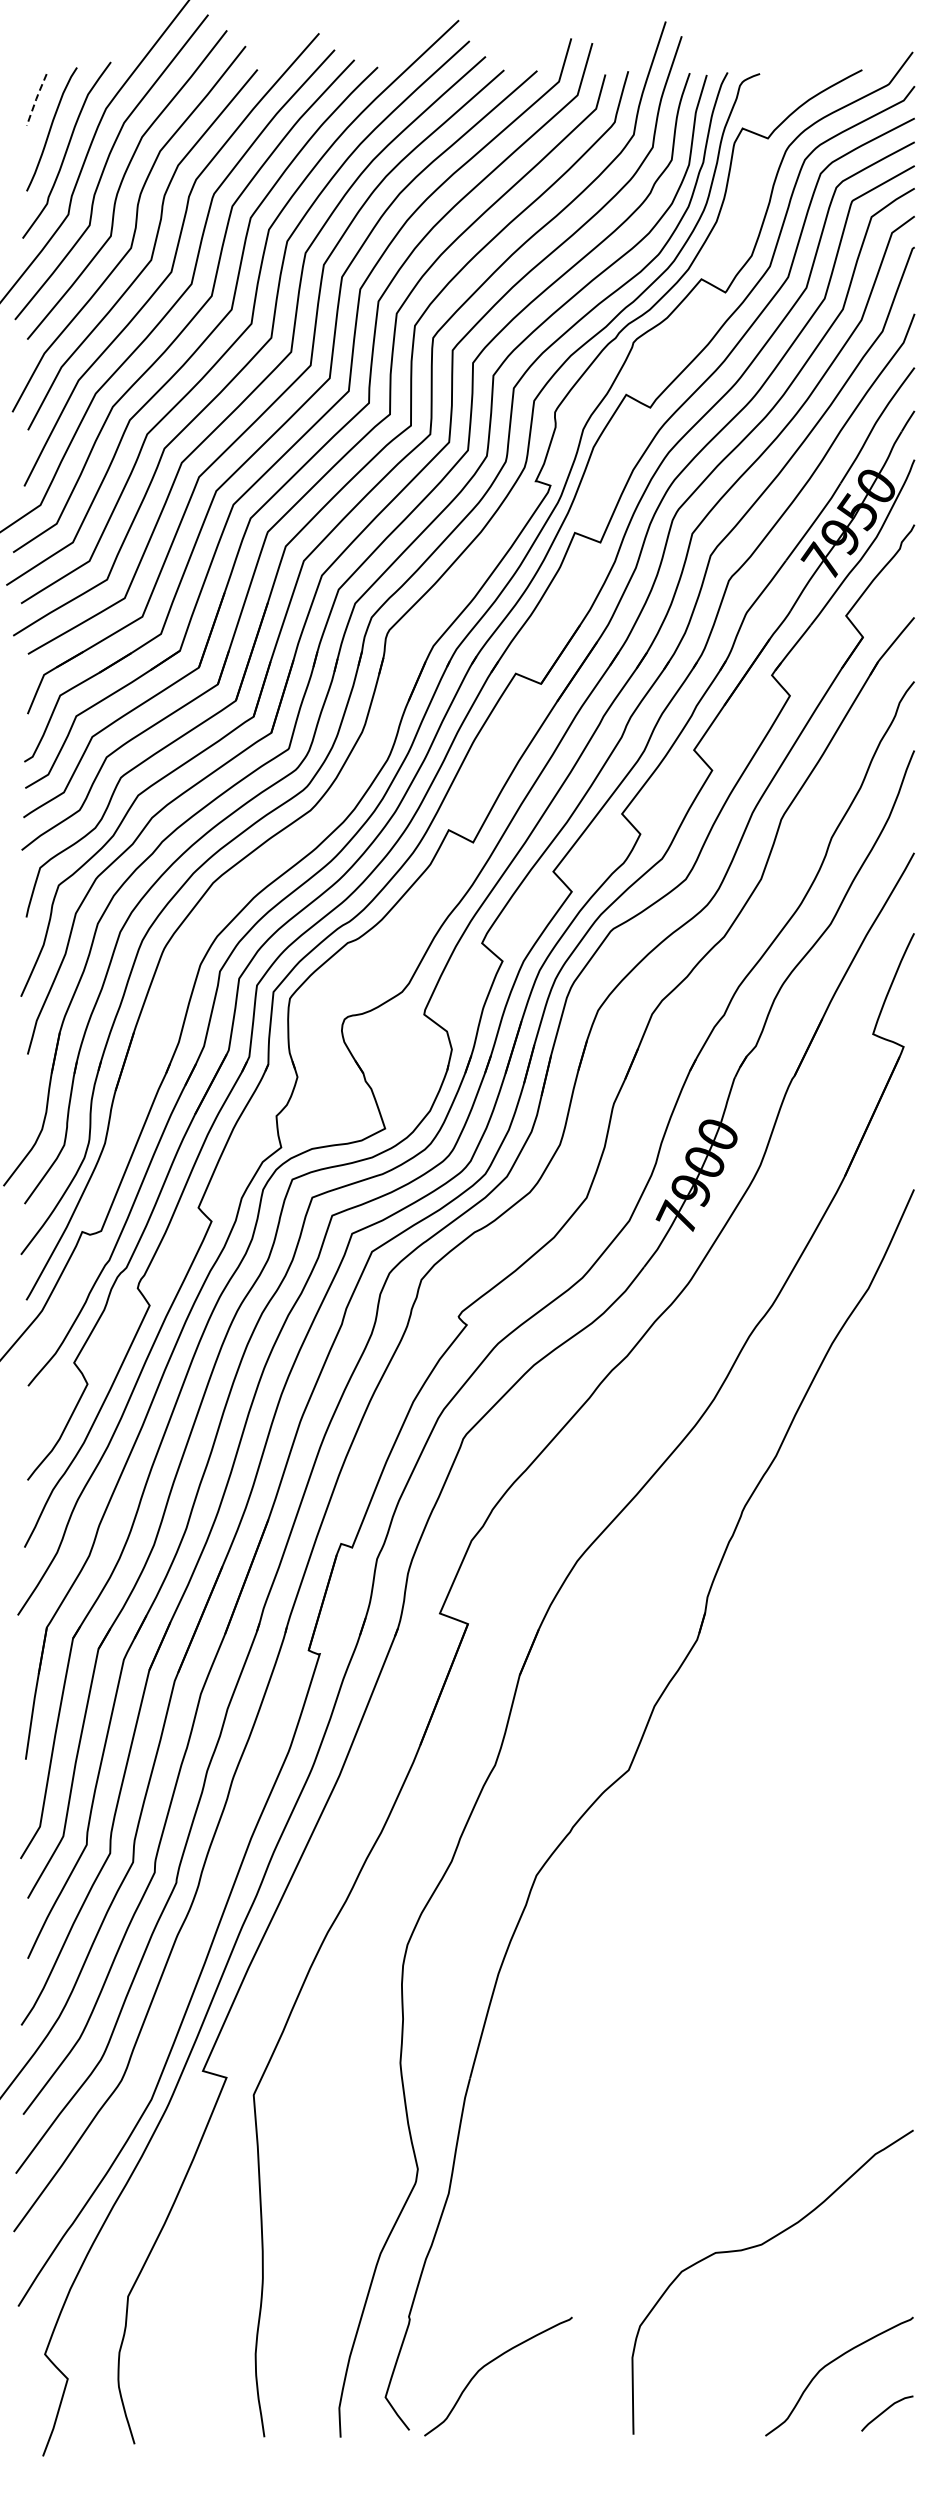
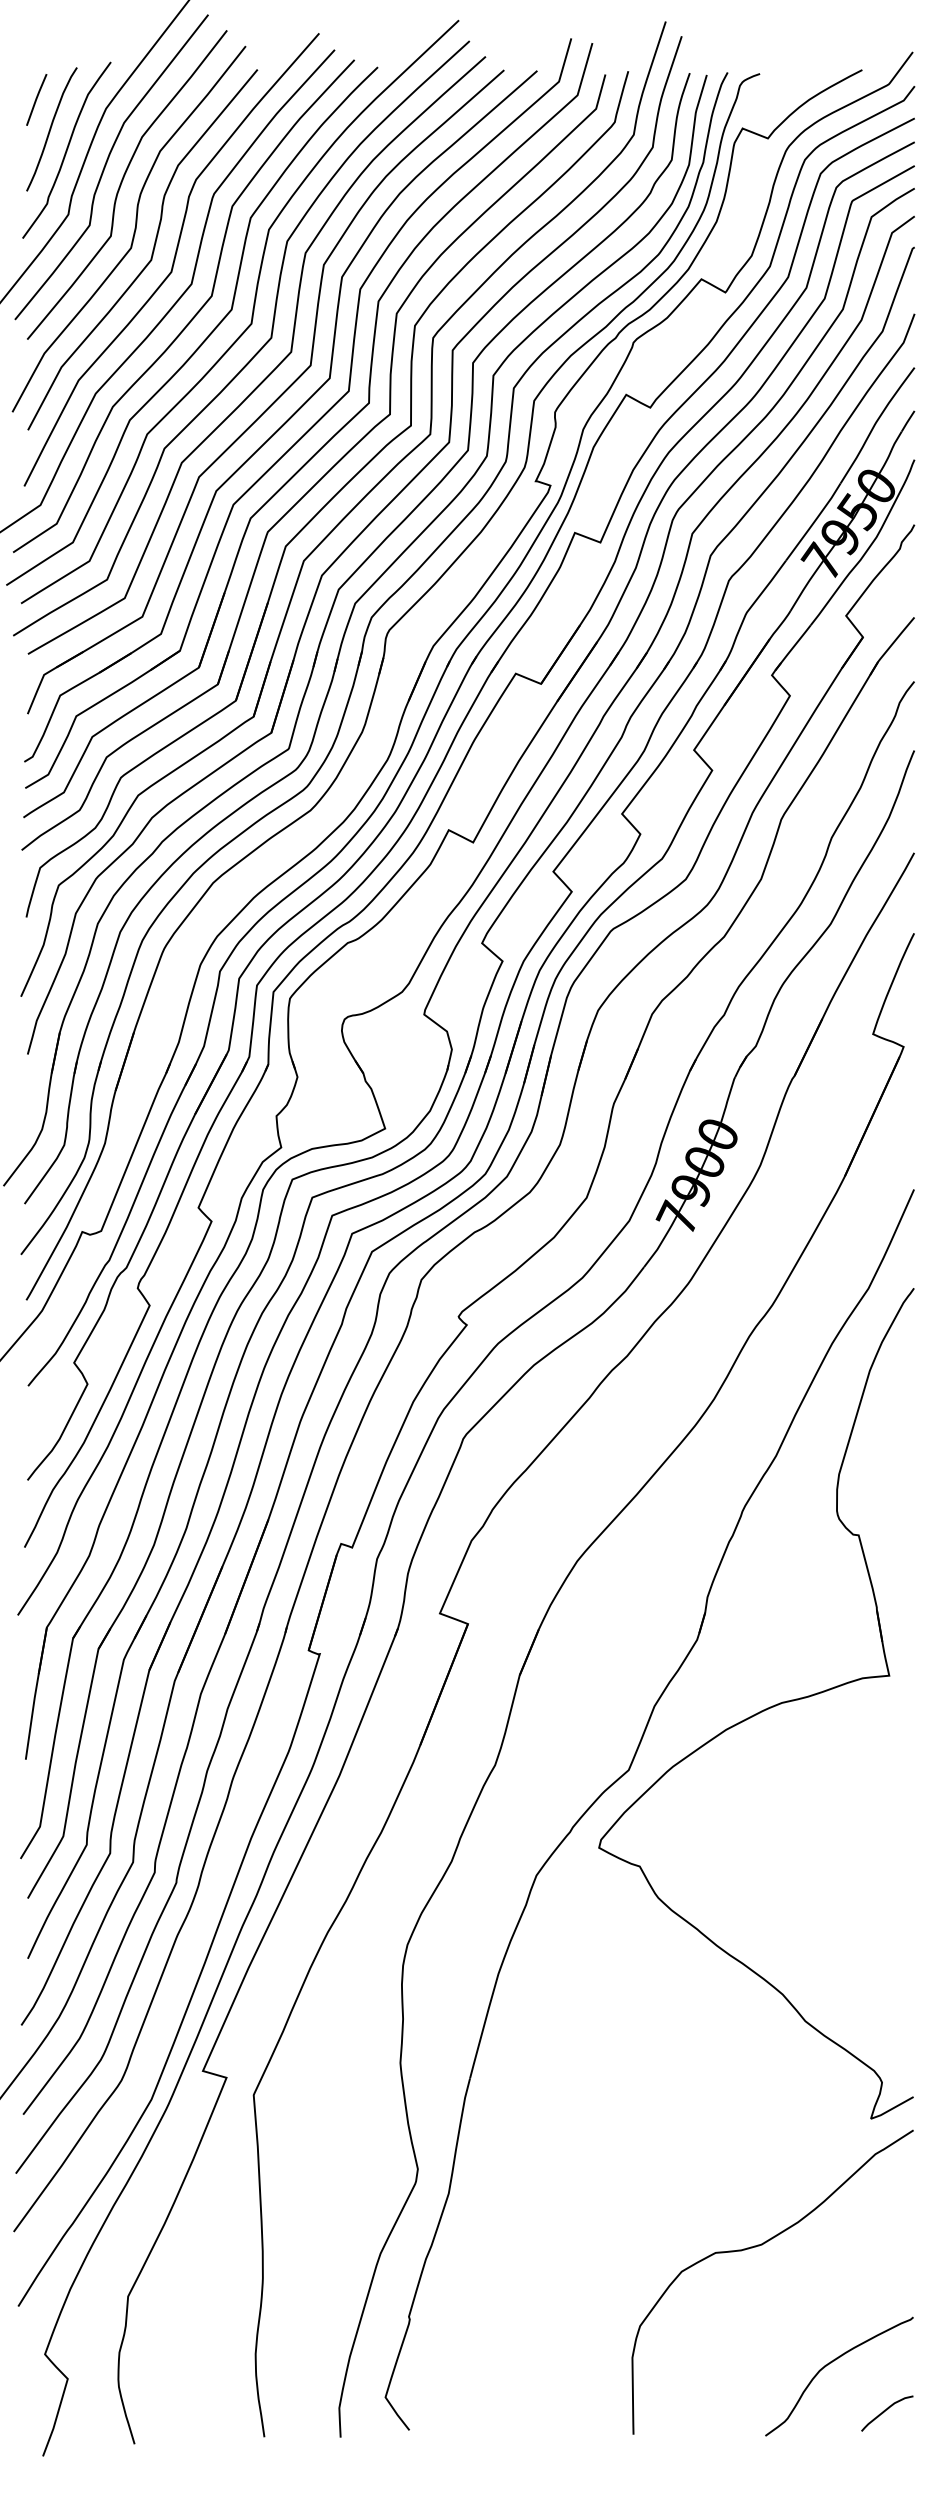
line: dashed -> solid (36, 99)
part: none -> present (759, 1711)
curve: present -> none (490, 2363)
